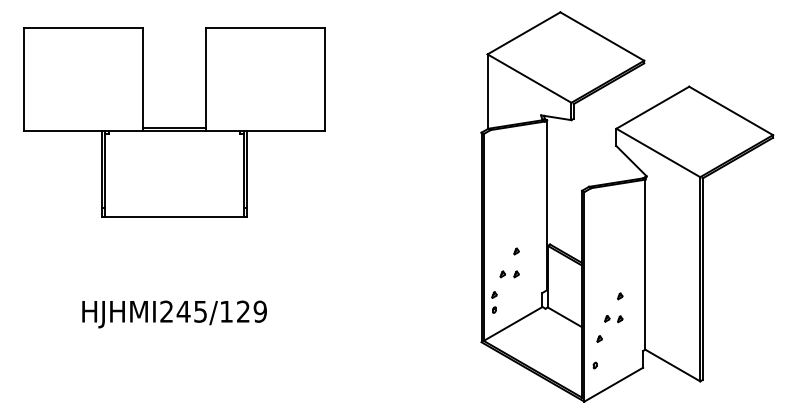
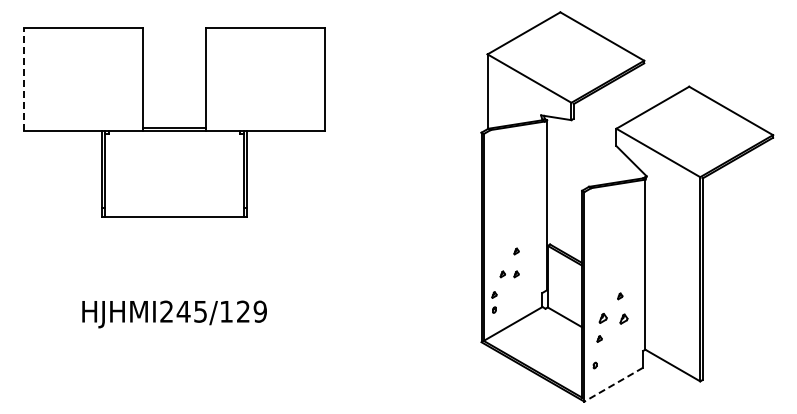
line: solid -> dashed (23, 79)
part size: 20x9 px -> 31x12 px (613, 318)
line: solid -> dashed (613, 384)
